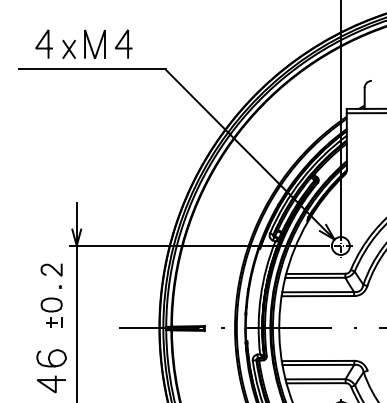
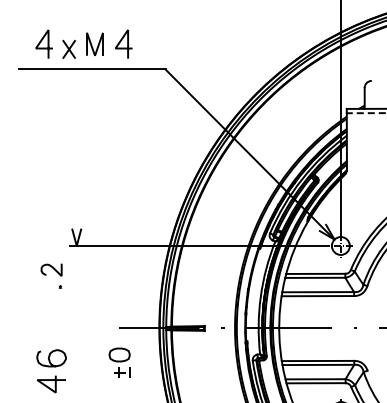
part size: 22x30 px -> 18x24 px (94, 43)
line: solid -> dashed (366, 113)
line: present -> none (76, 300)
part position: (51, 312) -> (119, 362) (119, 362)
